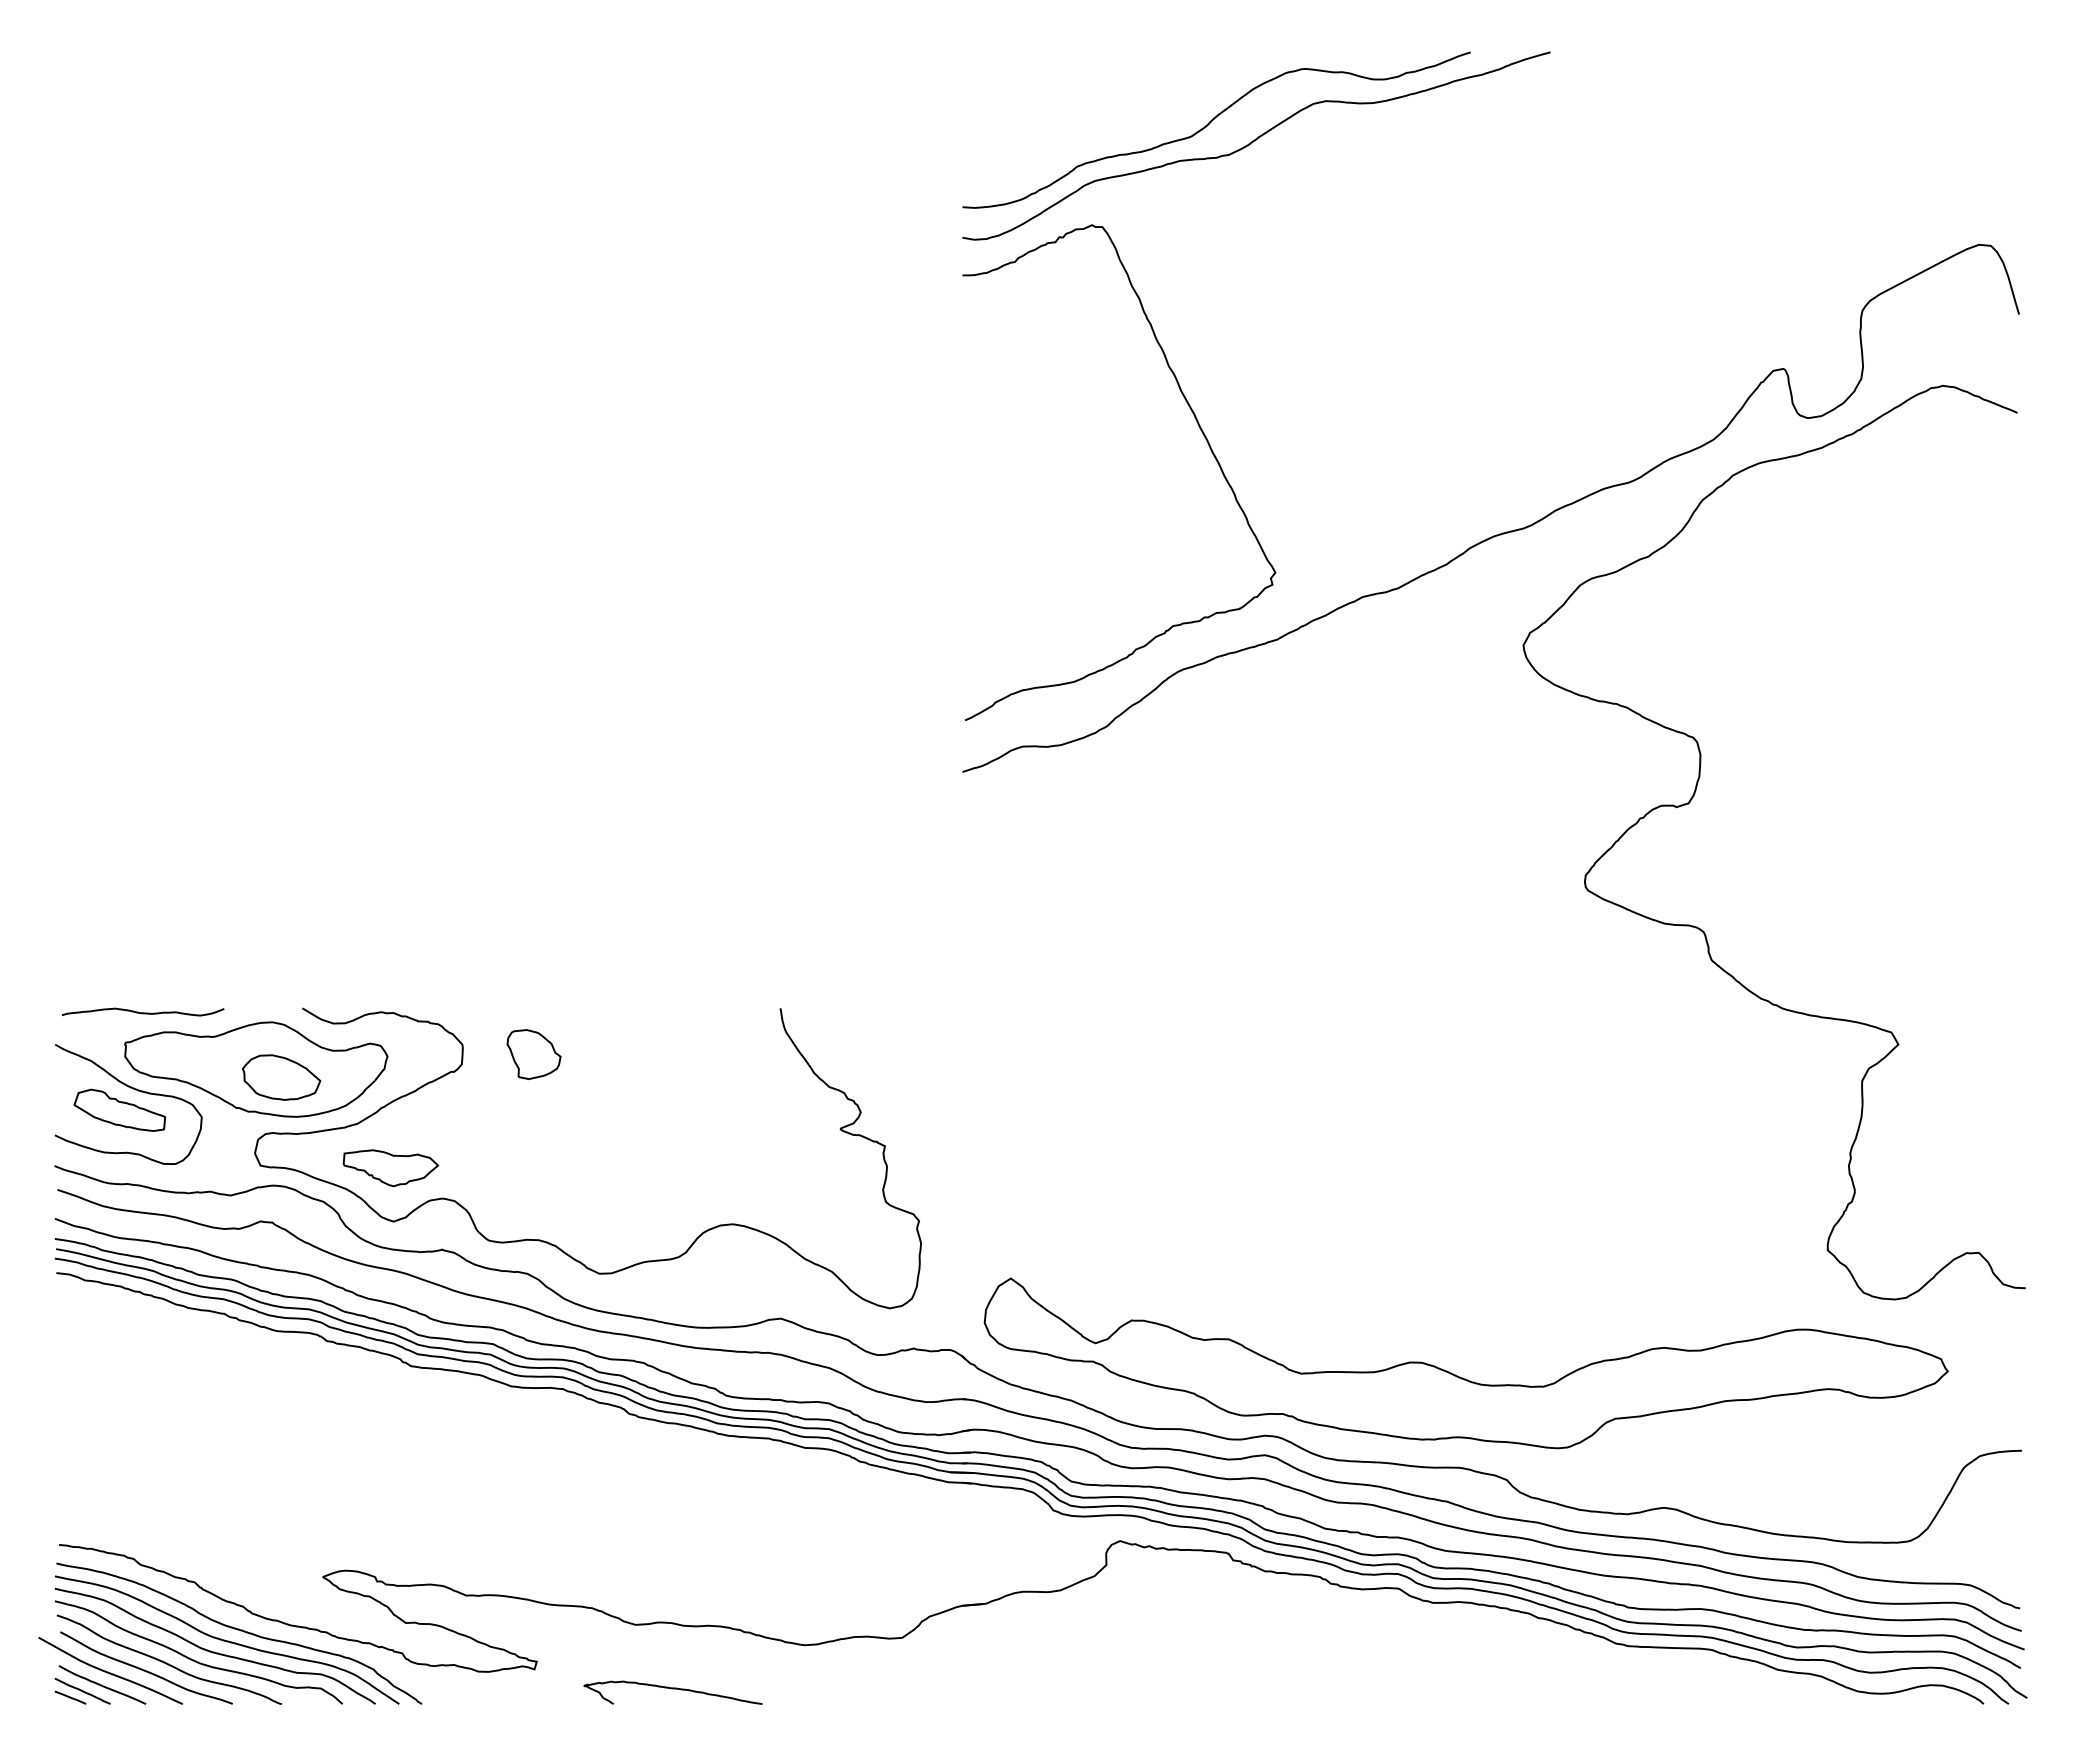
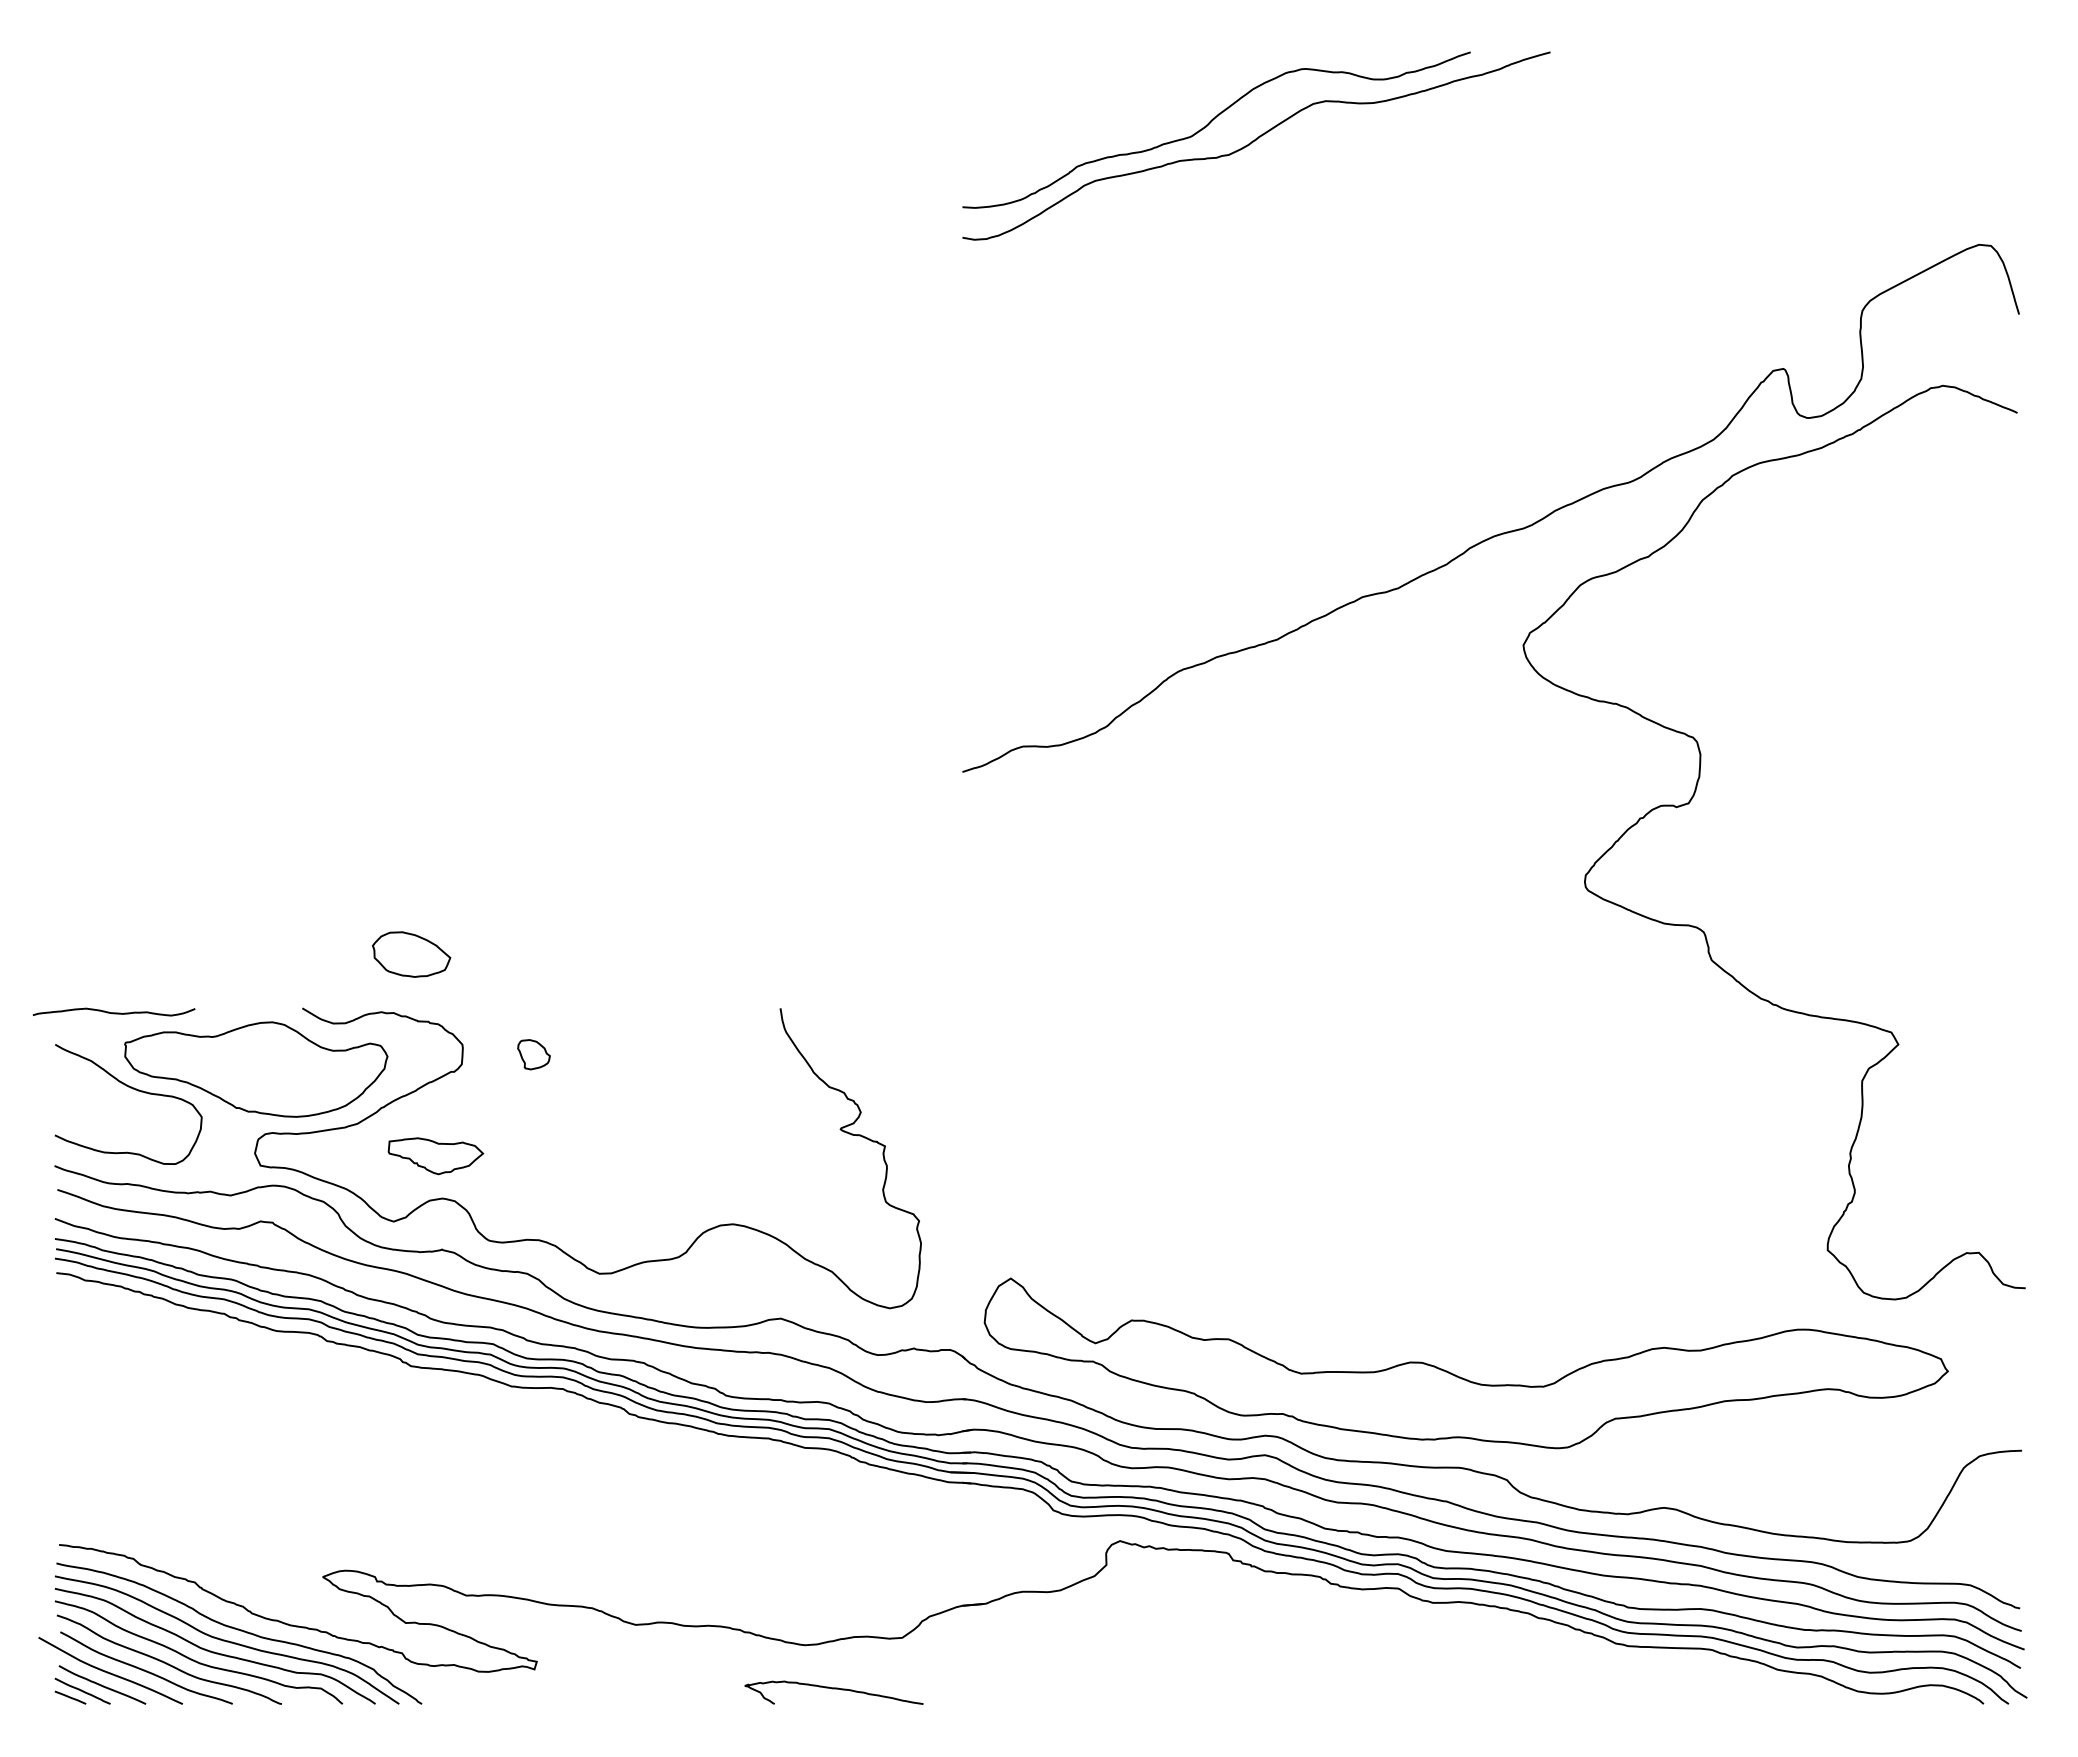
curve: present -> none (1201, 432)
curve position: (142, 1012) -> (113, 1012) (113, 1012)
part size: 56x52 px -> 34x32 px (533, 1054)
part position: (281, 1077) -> (411, 954) (411, 954)
part: present -> none (119, 1109)
part position: (390, 1168) -> (435, 1156) (435, 1156)
curve position: (672, 1689) -> (833, 1689) (833, 1689)
